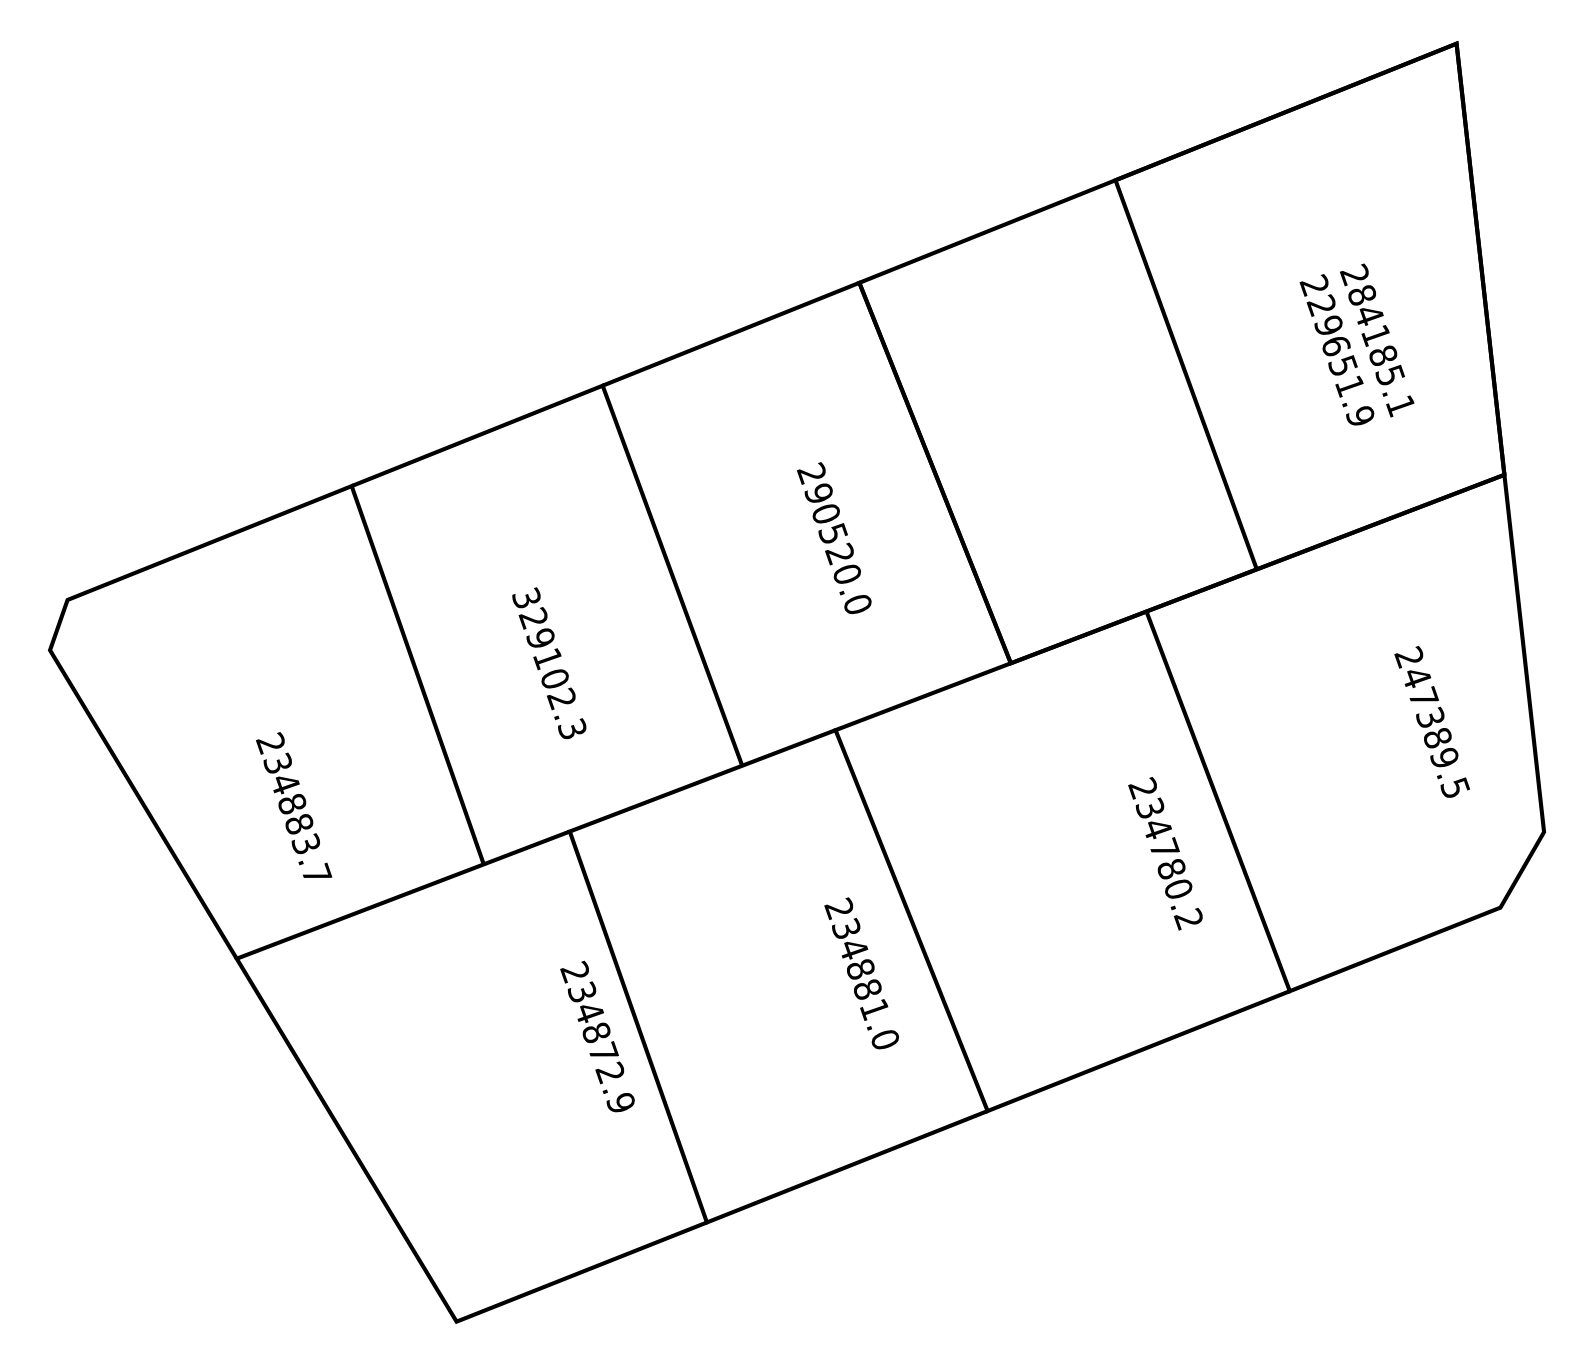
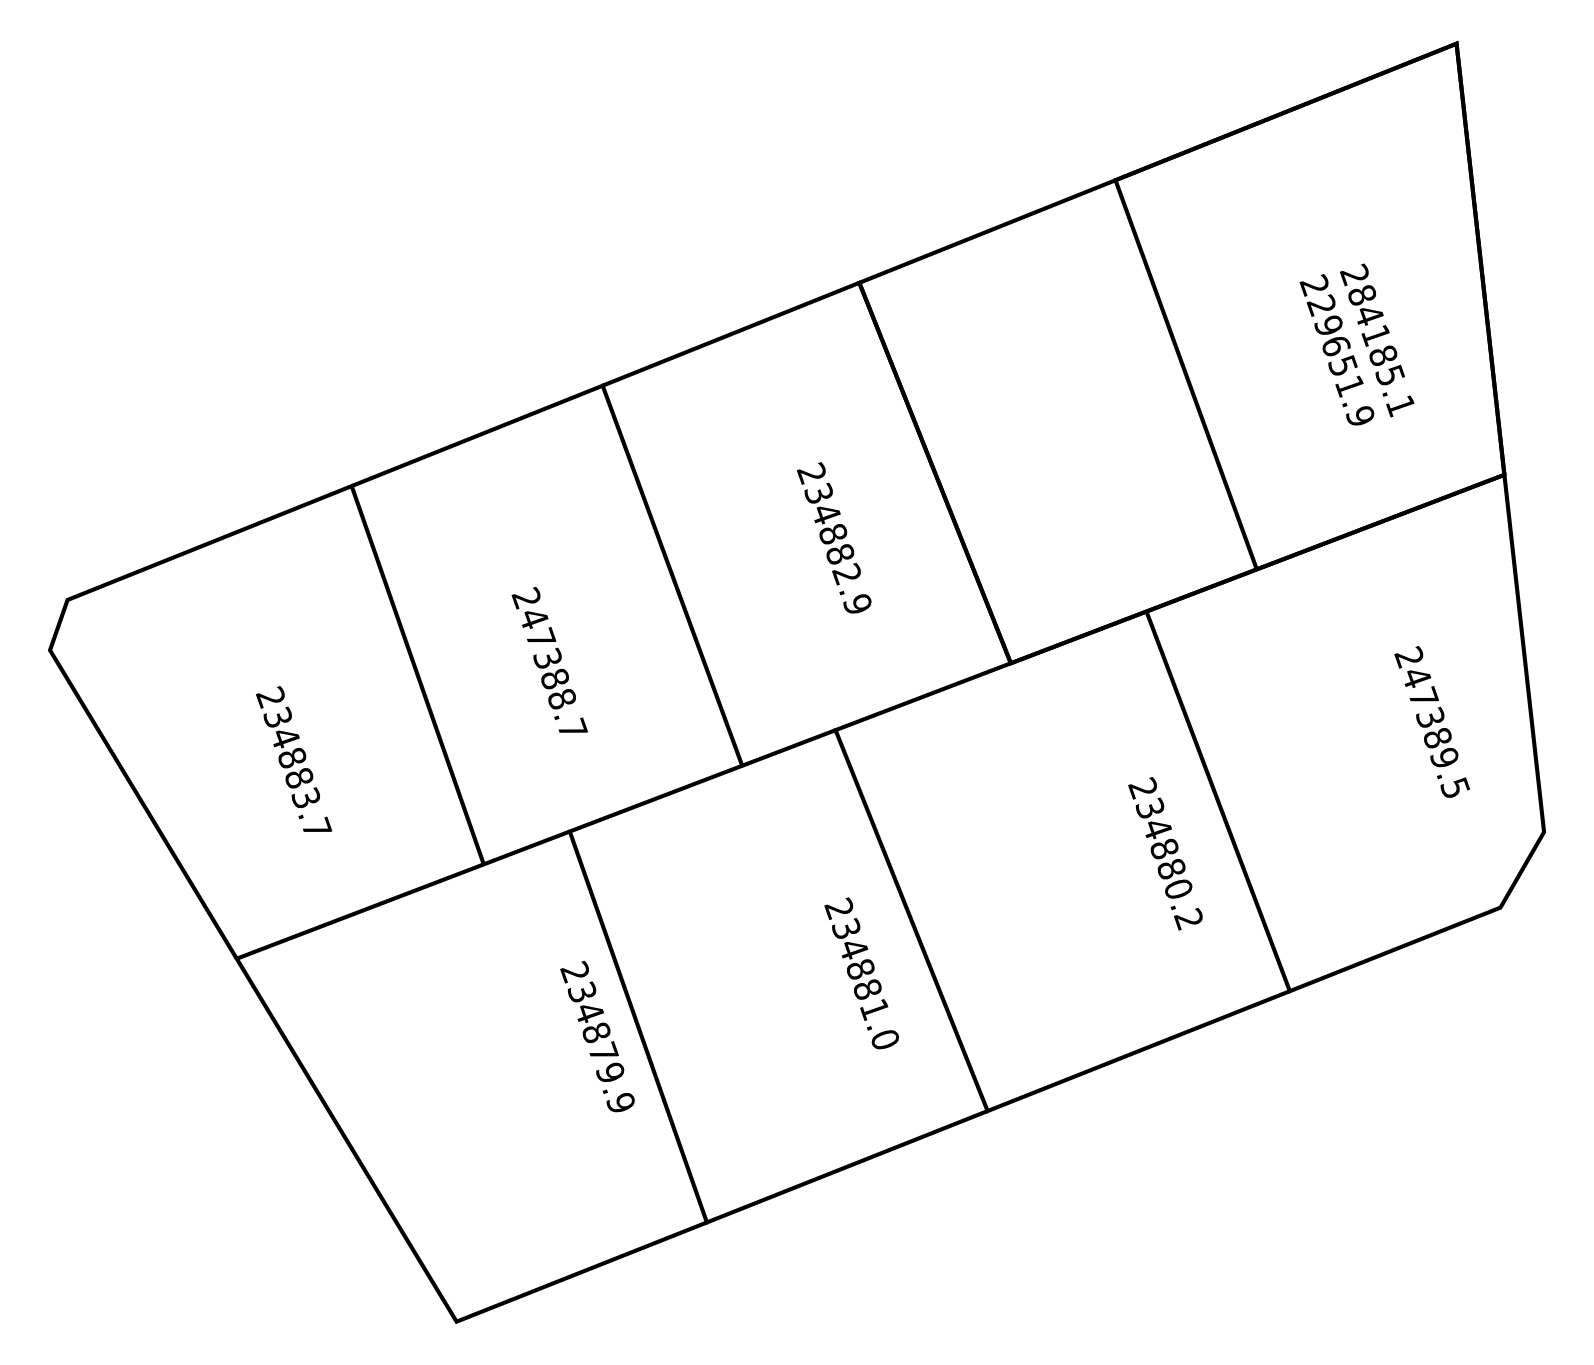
text: 290520.0 -> 234882.9 (837, 548)
text: 329102.3 -> 247388.7 (549, 662)
text position: (294, 804) -> (294, 758) (294, 758)
text: 234780.2 -> 234880.2 (1164, 848)
text: 234872.9 -> 234879.9 (609, 1072)
